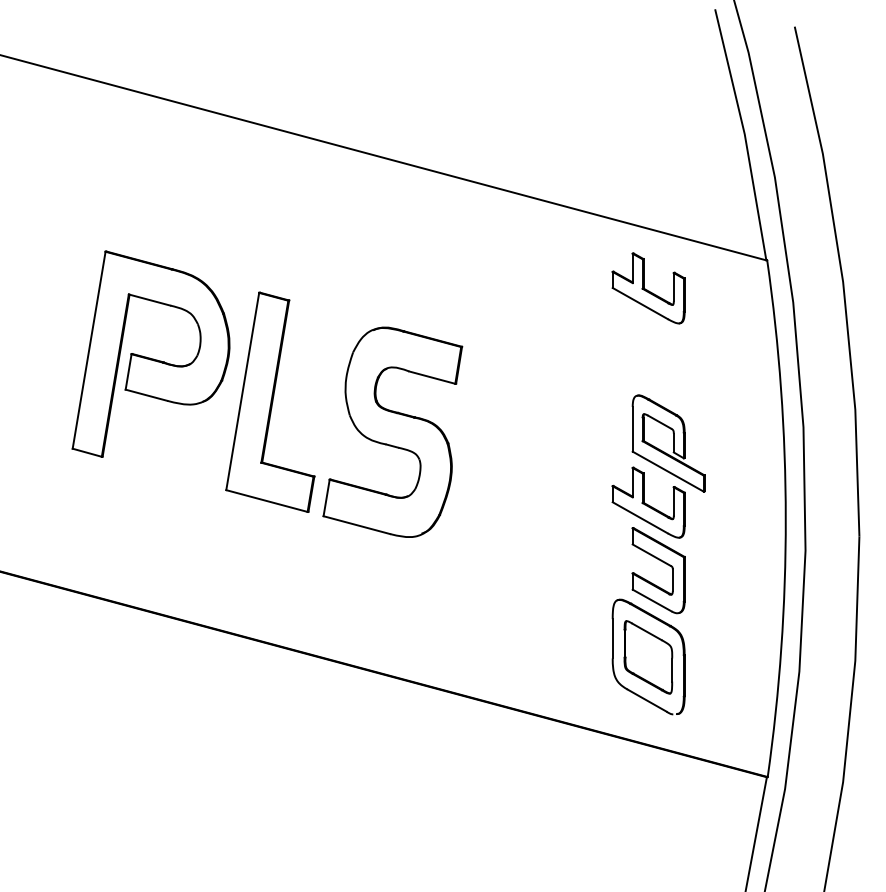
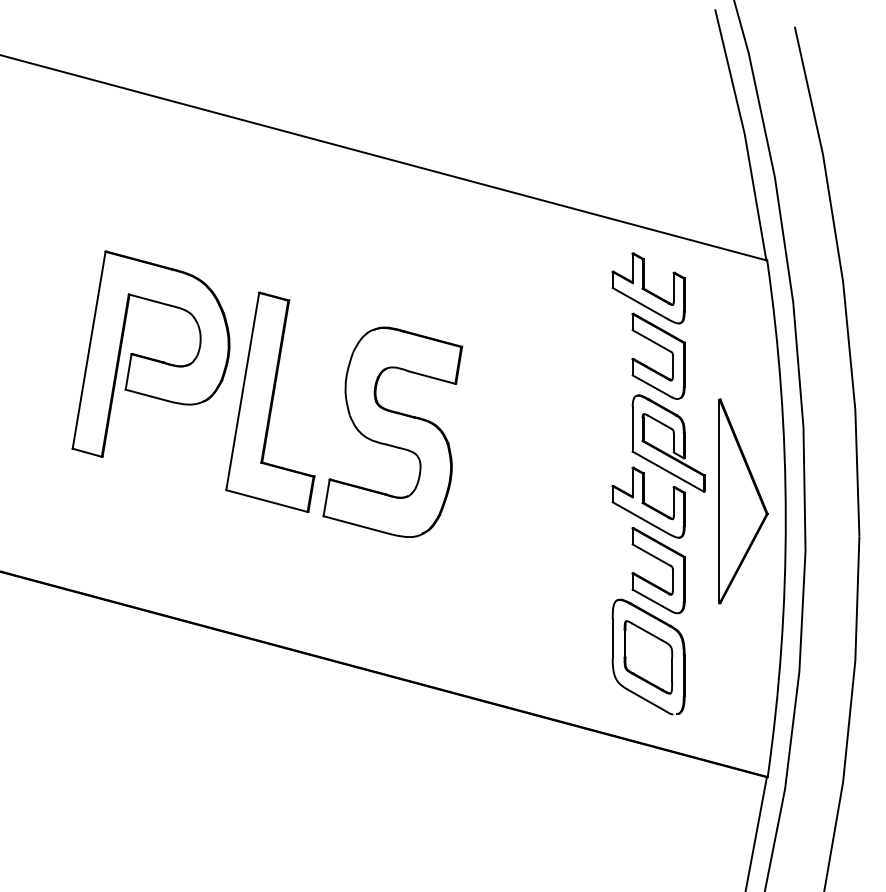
part: none -> present (662, 348)
part: none -> present (743, 501)
